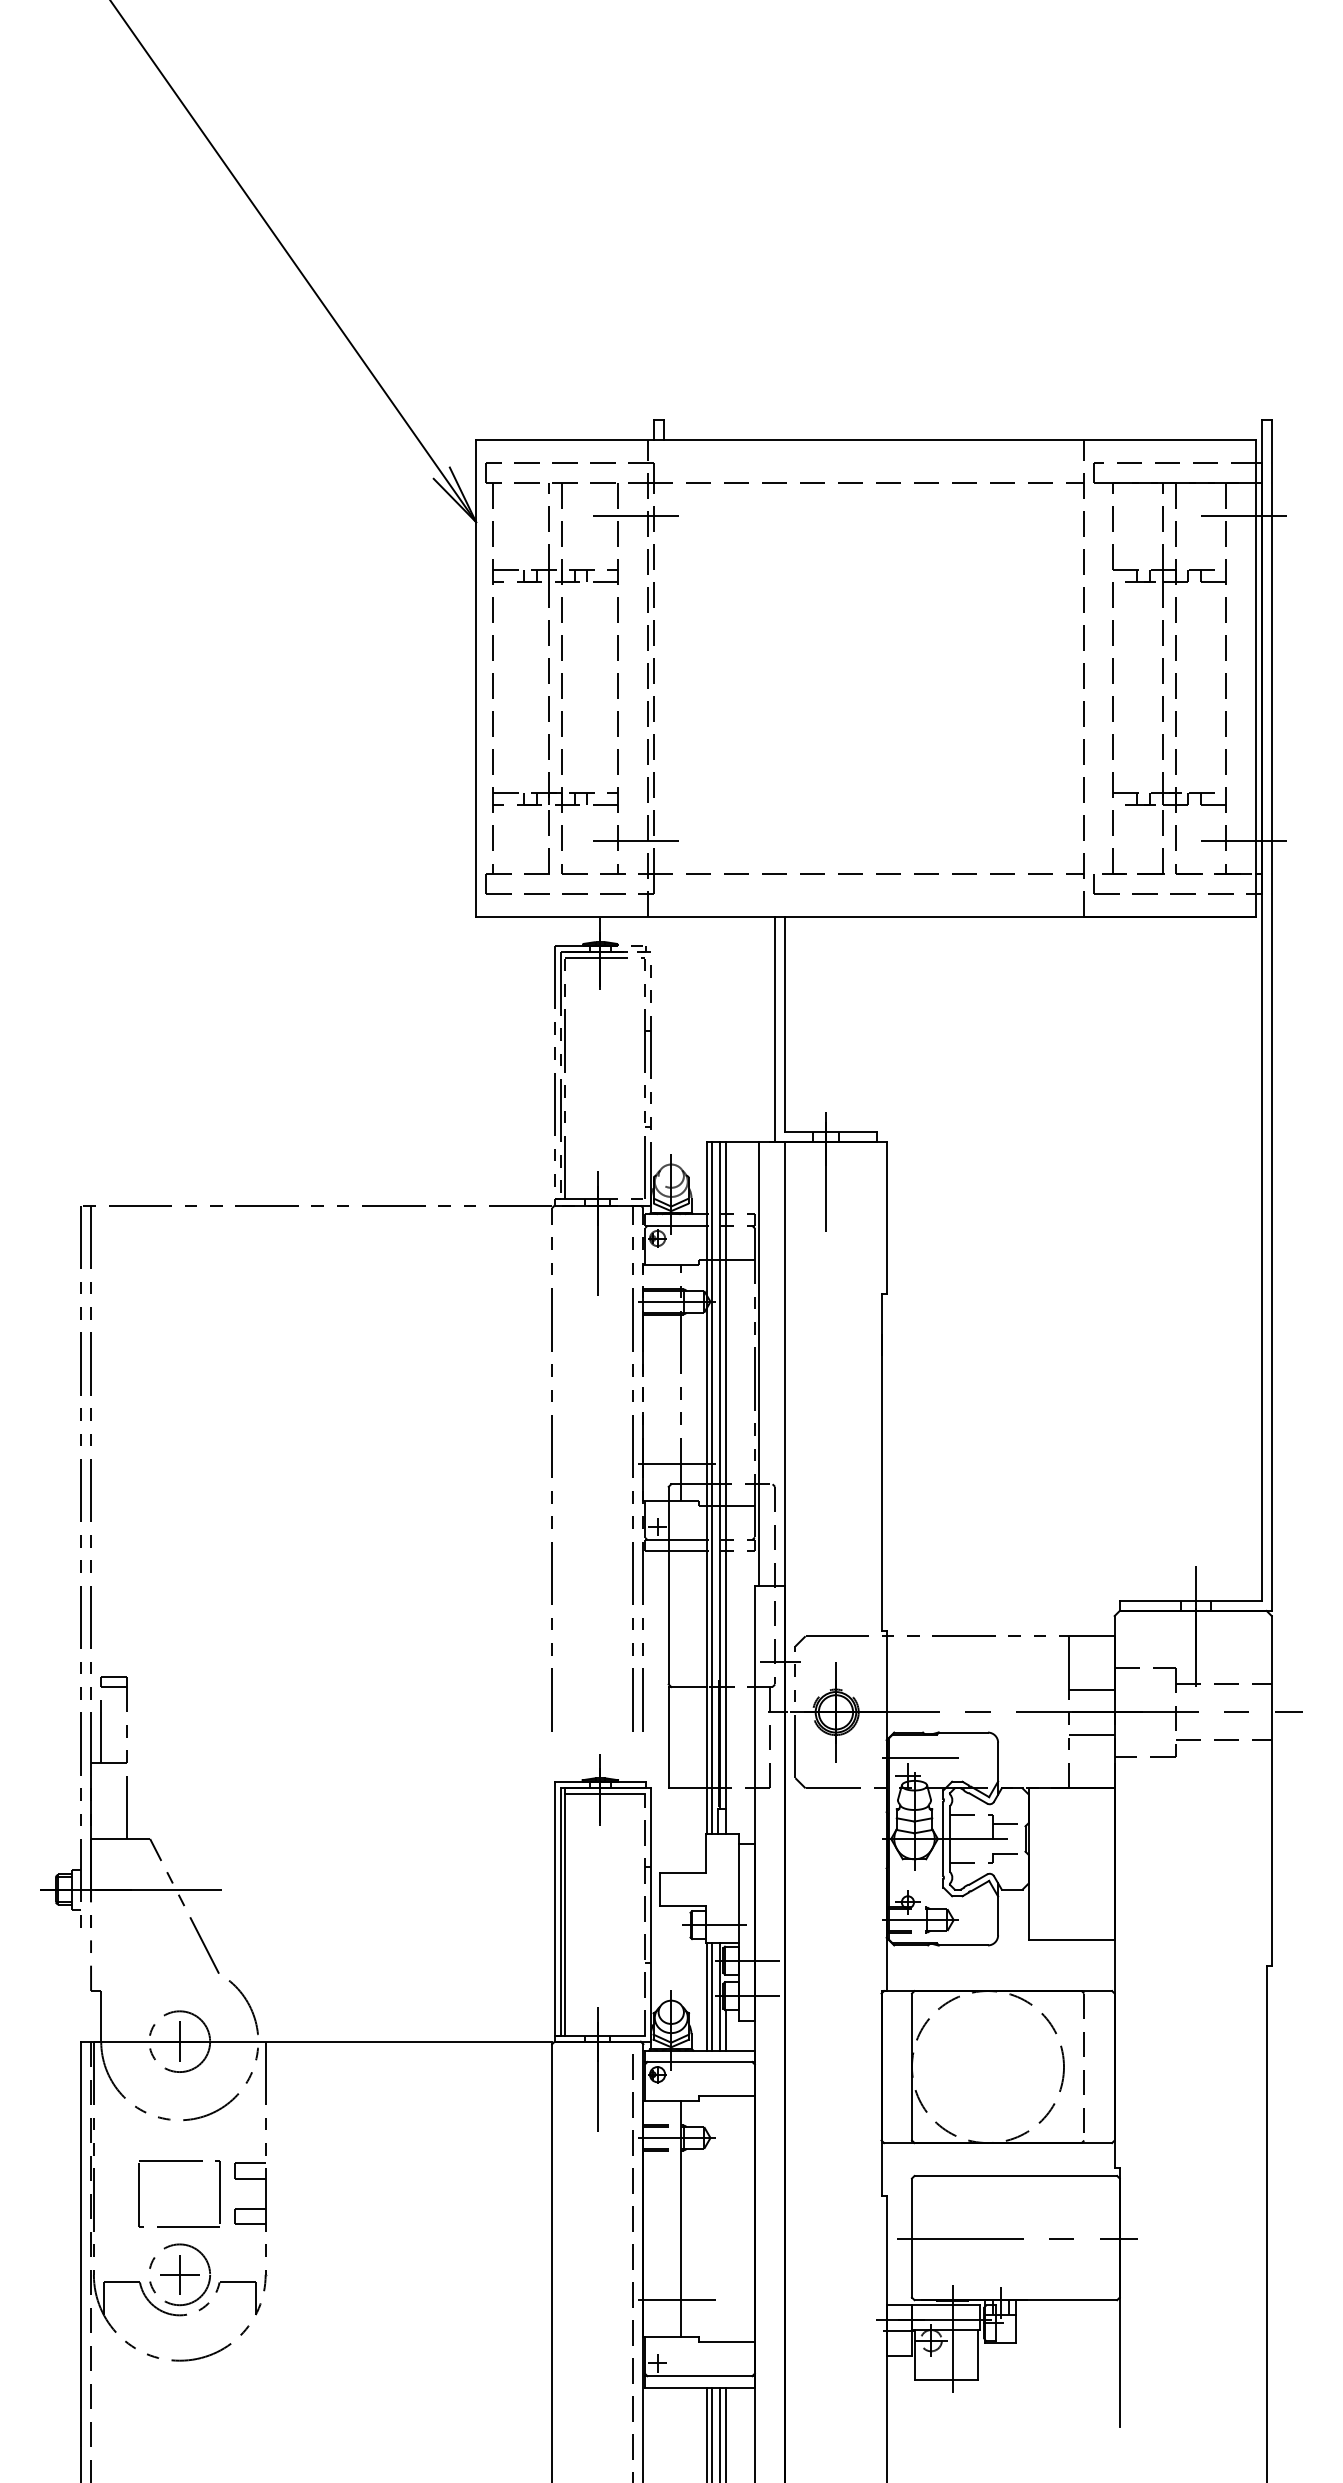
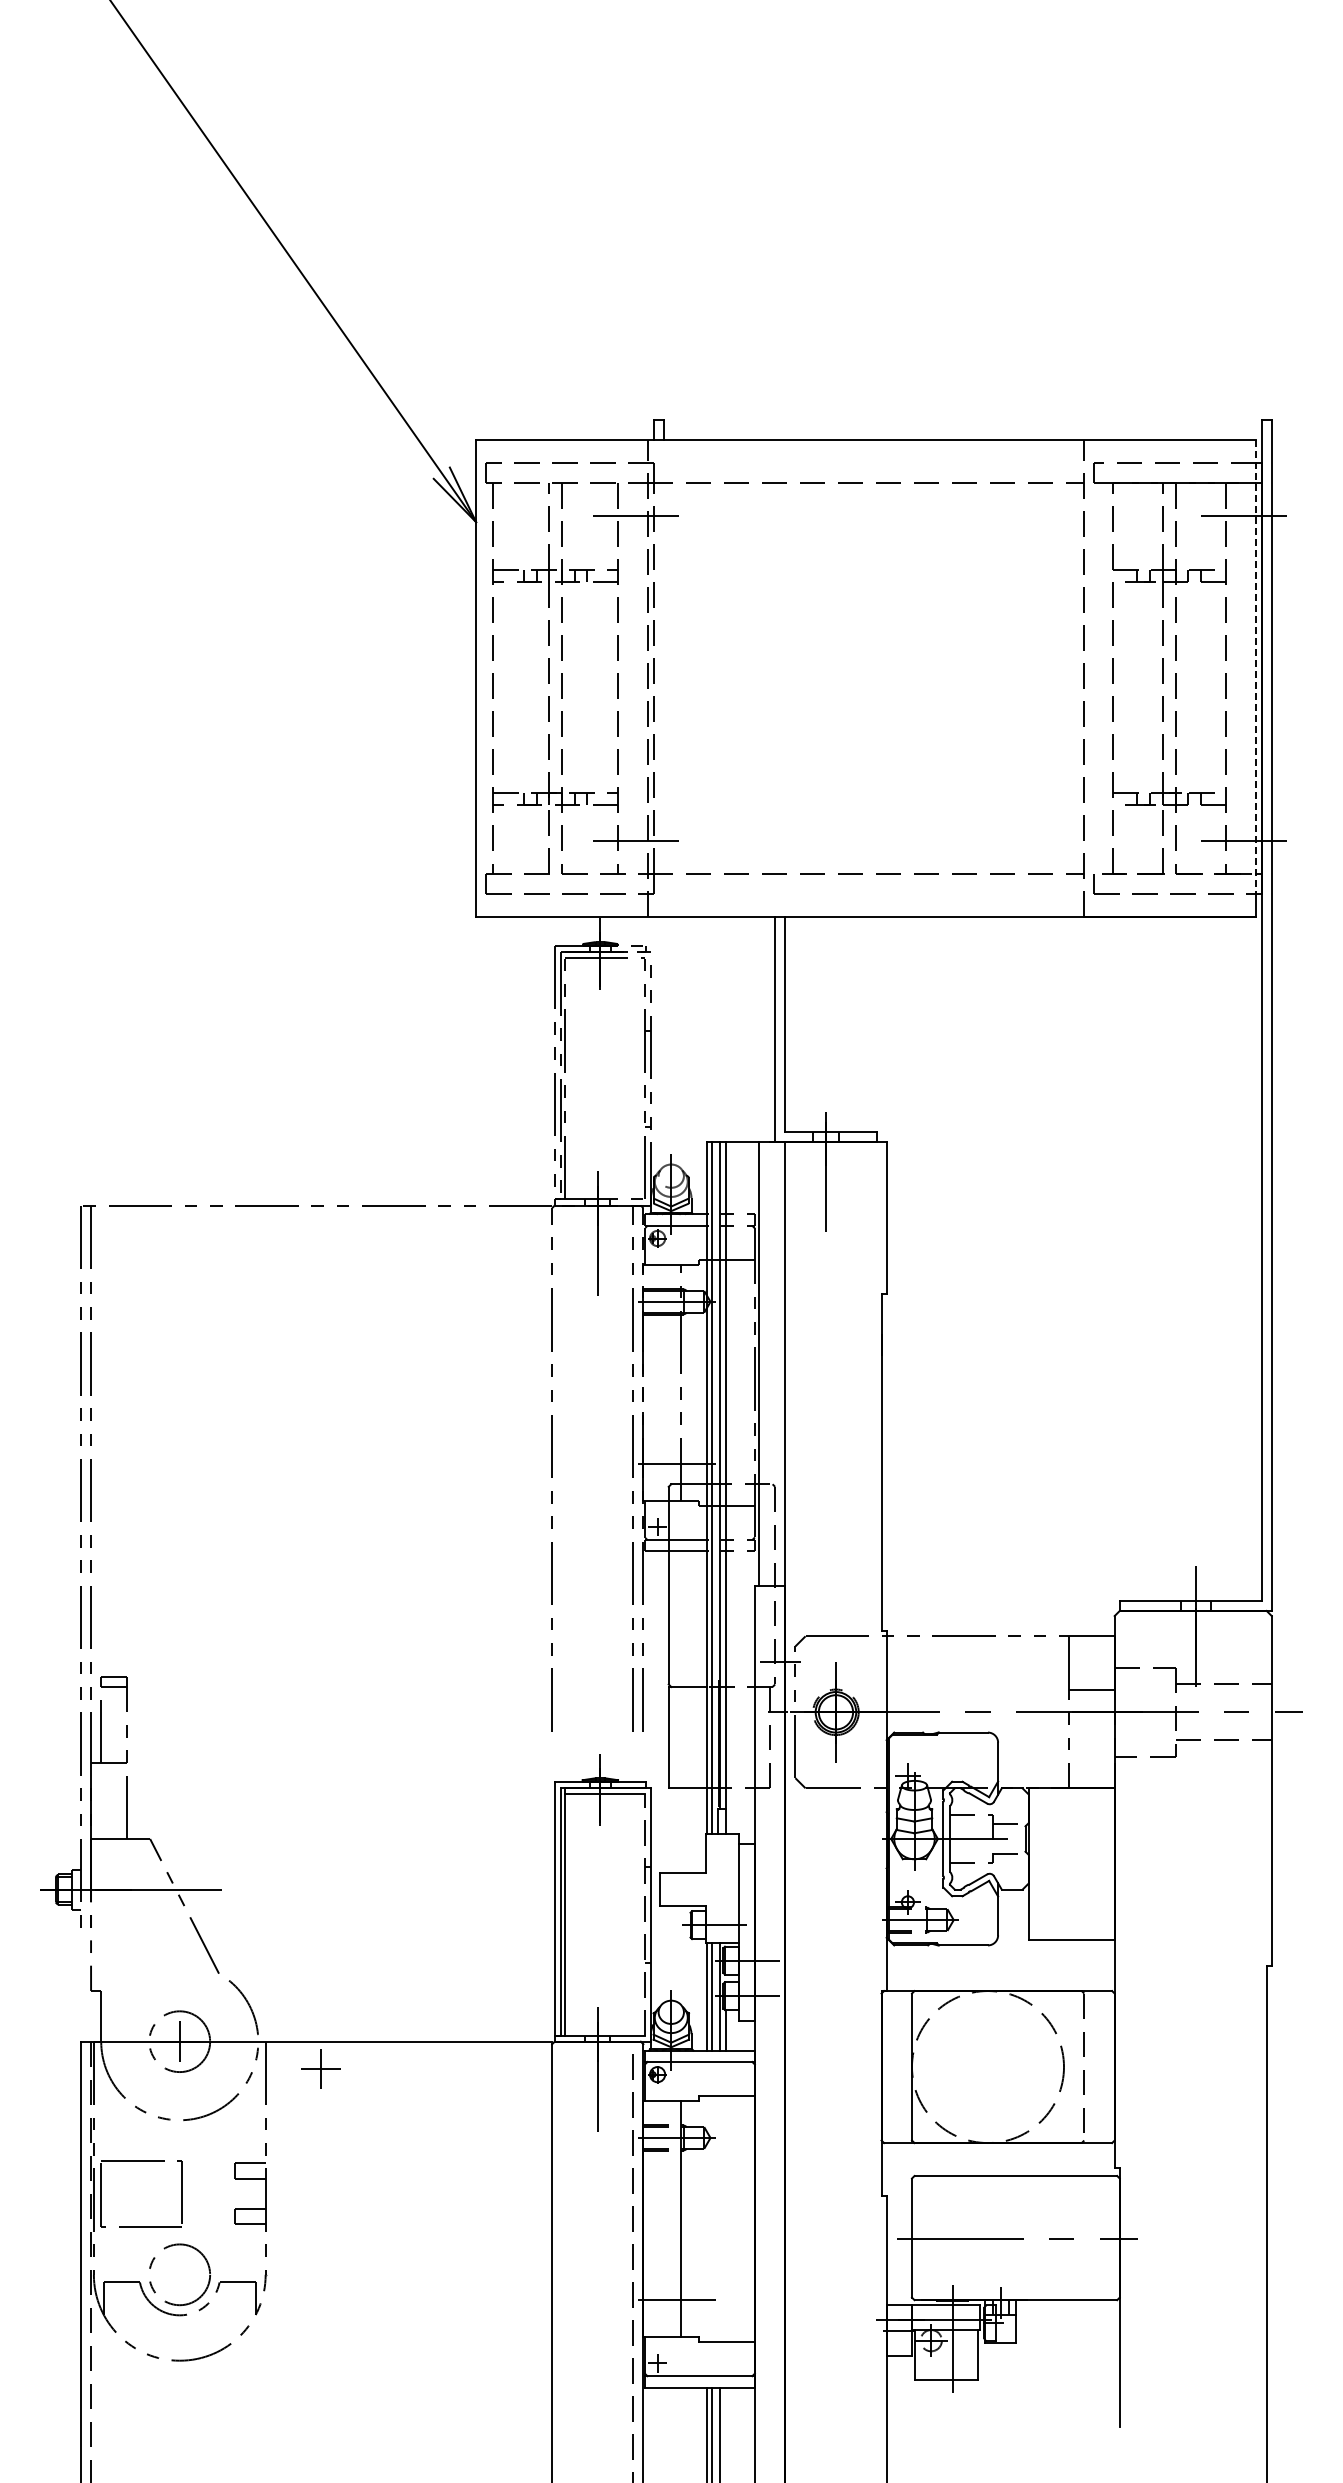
line: solid -> dashed (1256, 667)
line: present -> none (1091, 1735)
line: present -> none (919, 1757)
part position: (179, 2161) -> (141, 2161) (141, 2161)
part position: (179, 2274) -> (320, 2068) (320, 2068)
line: present -> none (726, 2433)
